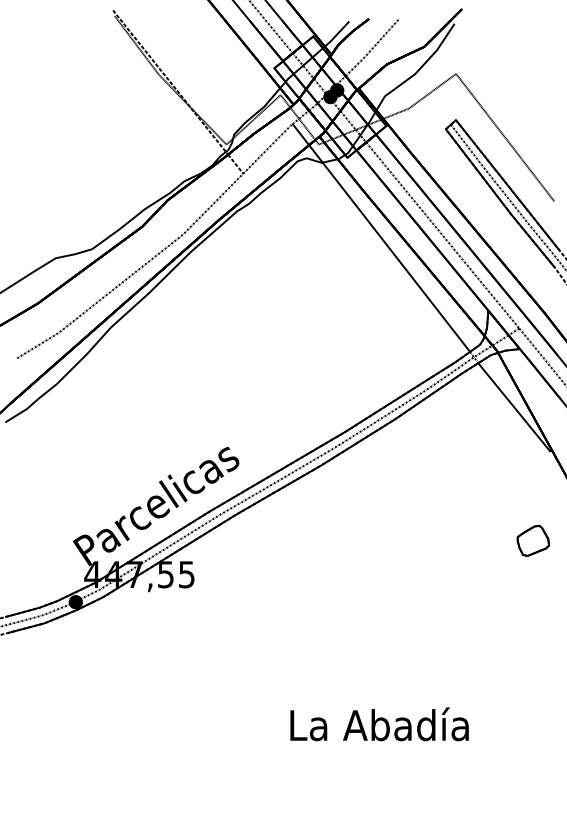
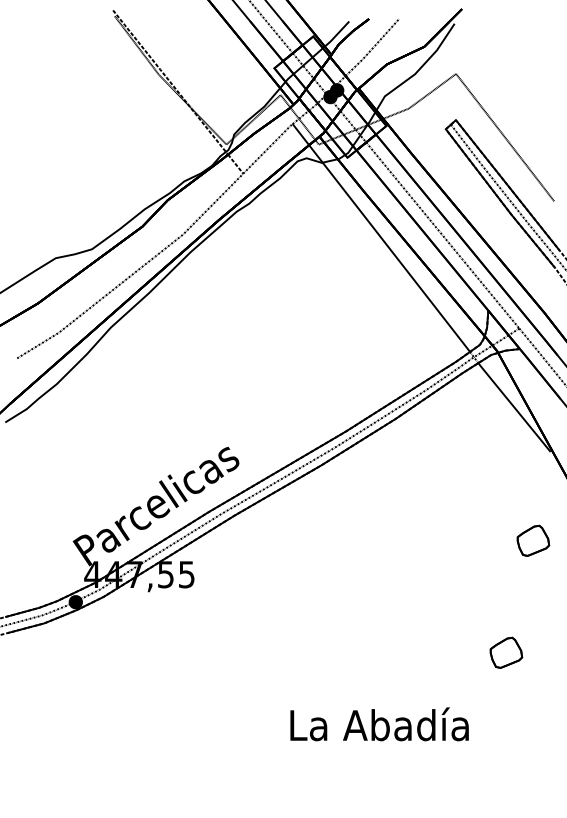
part: none -> present (506, 652)
